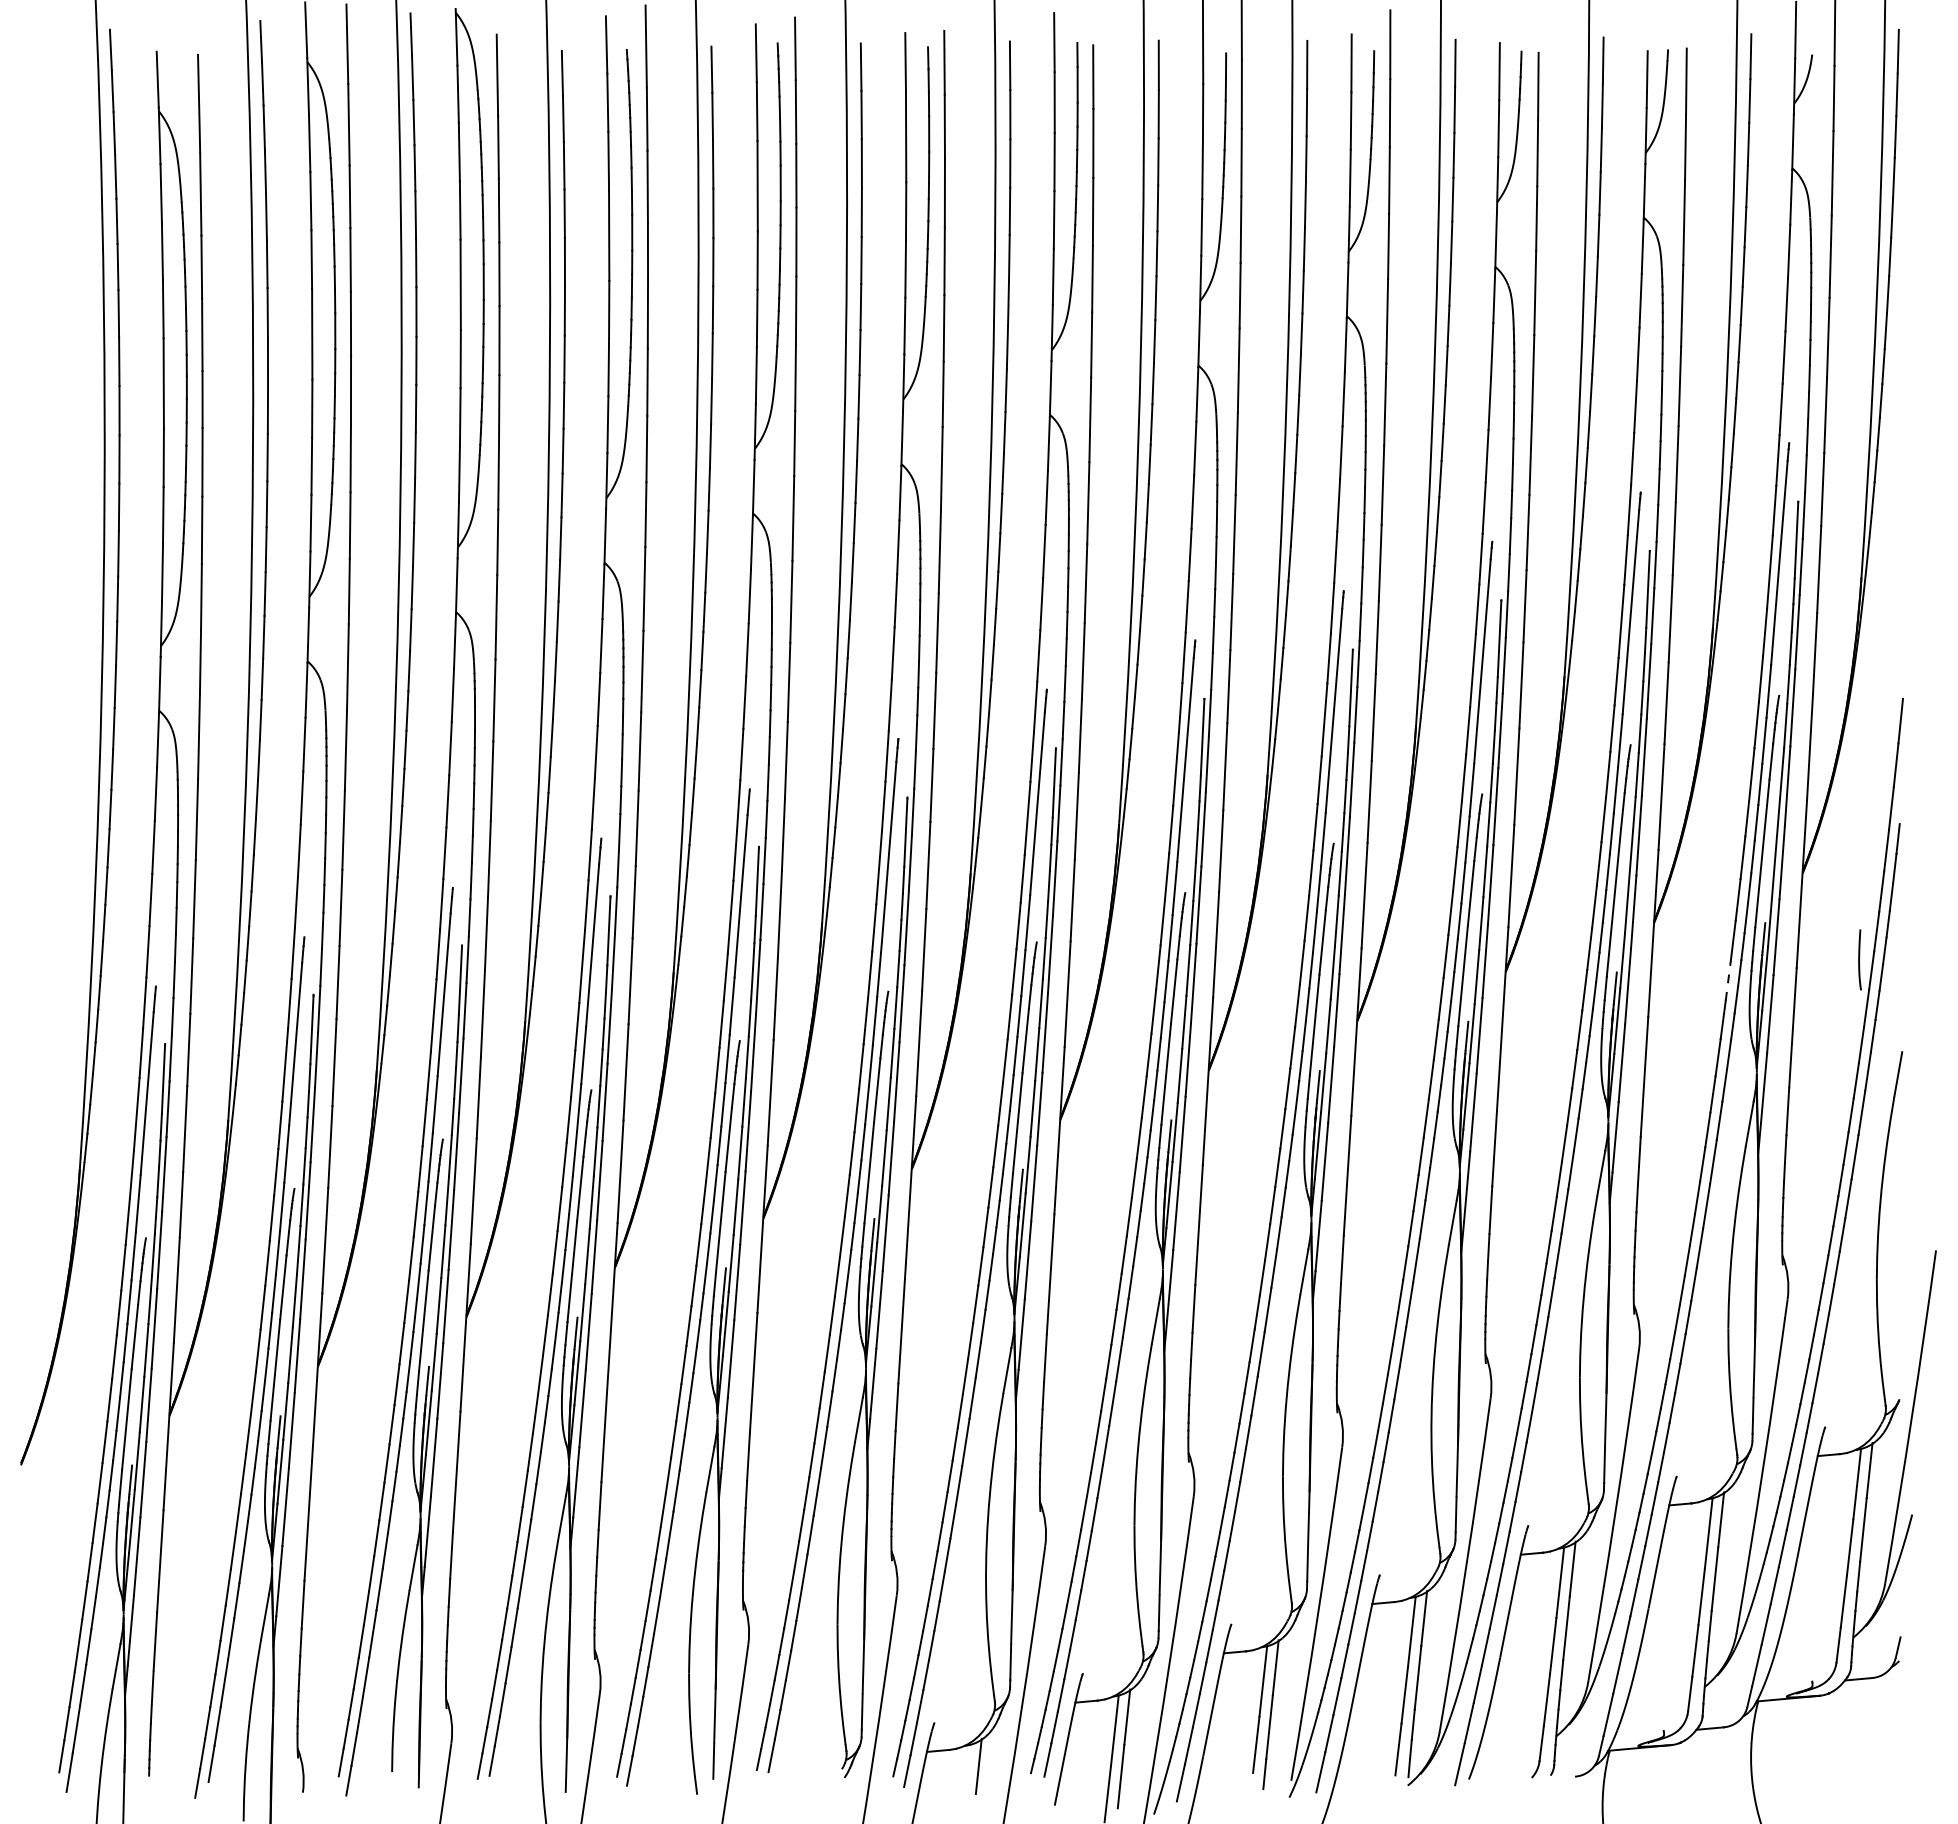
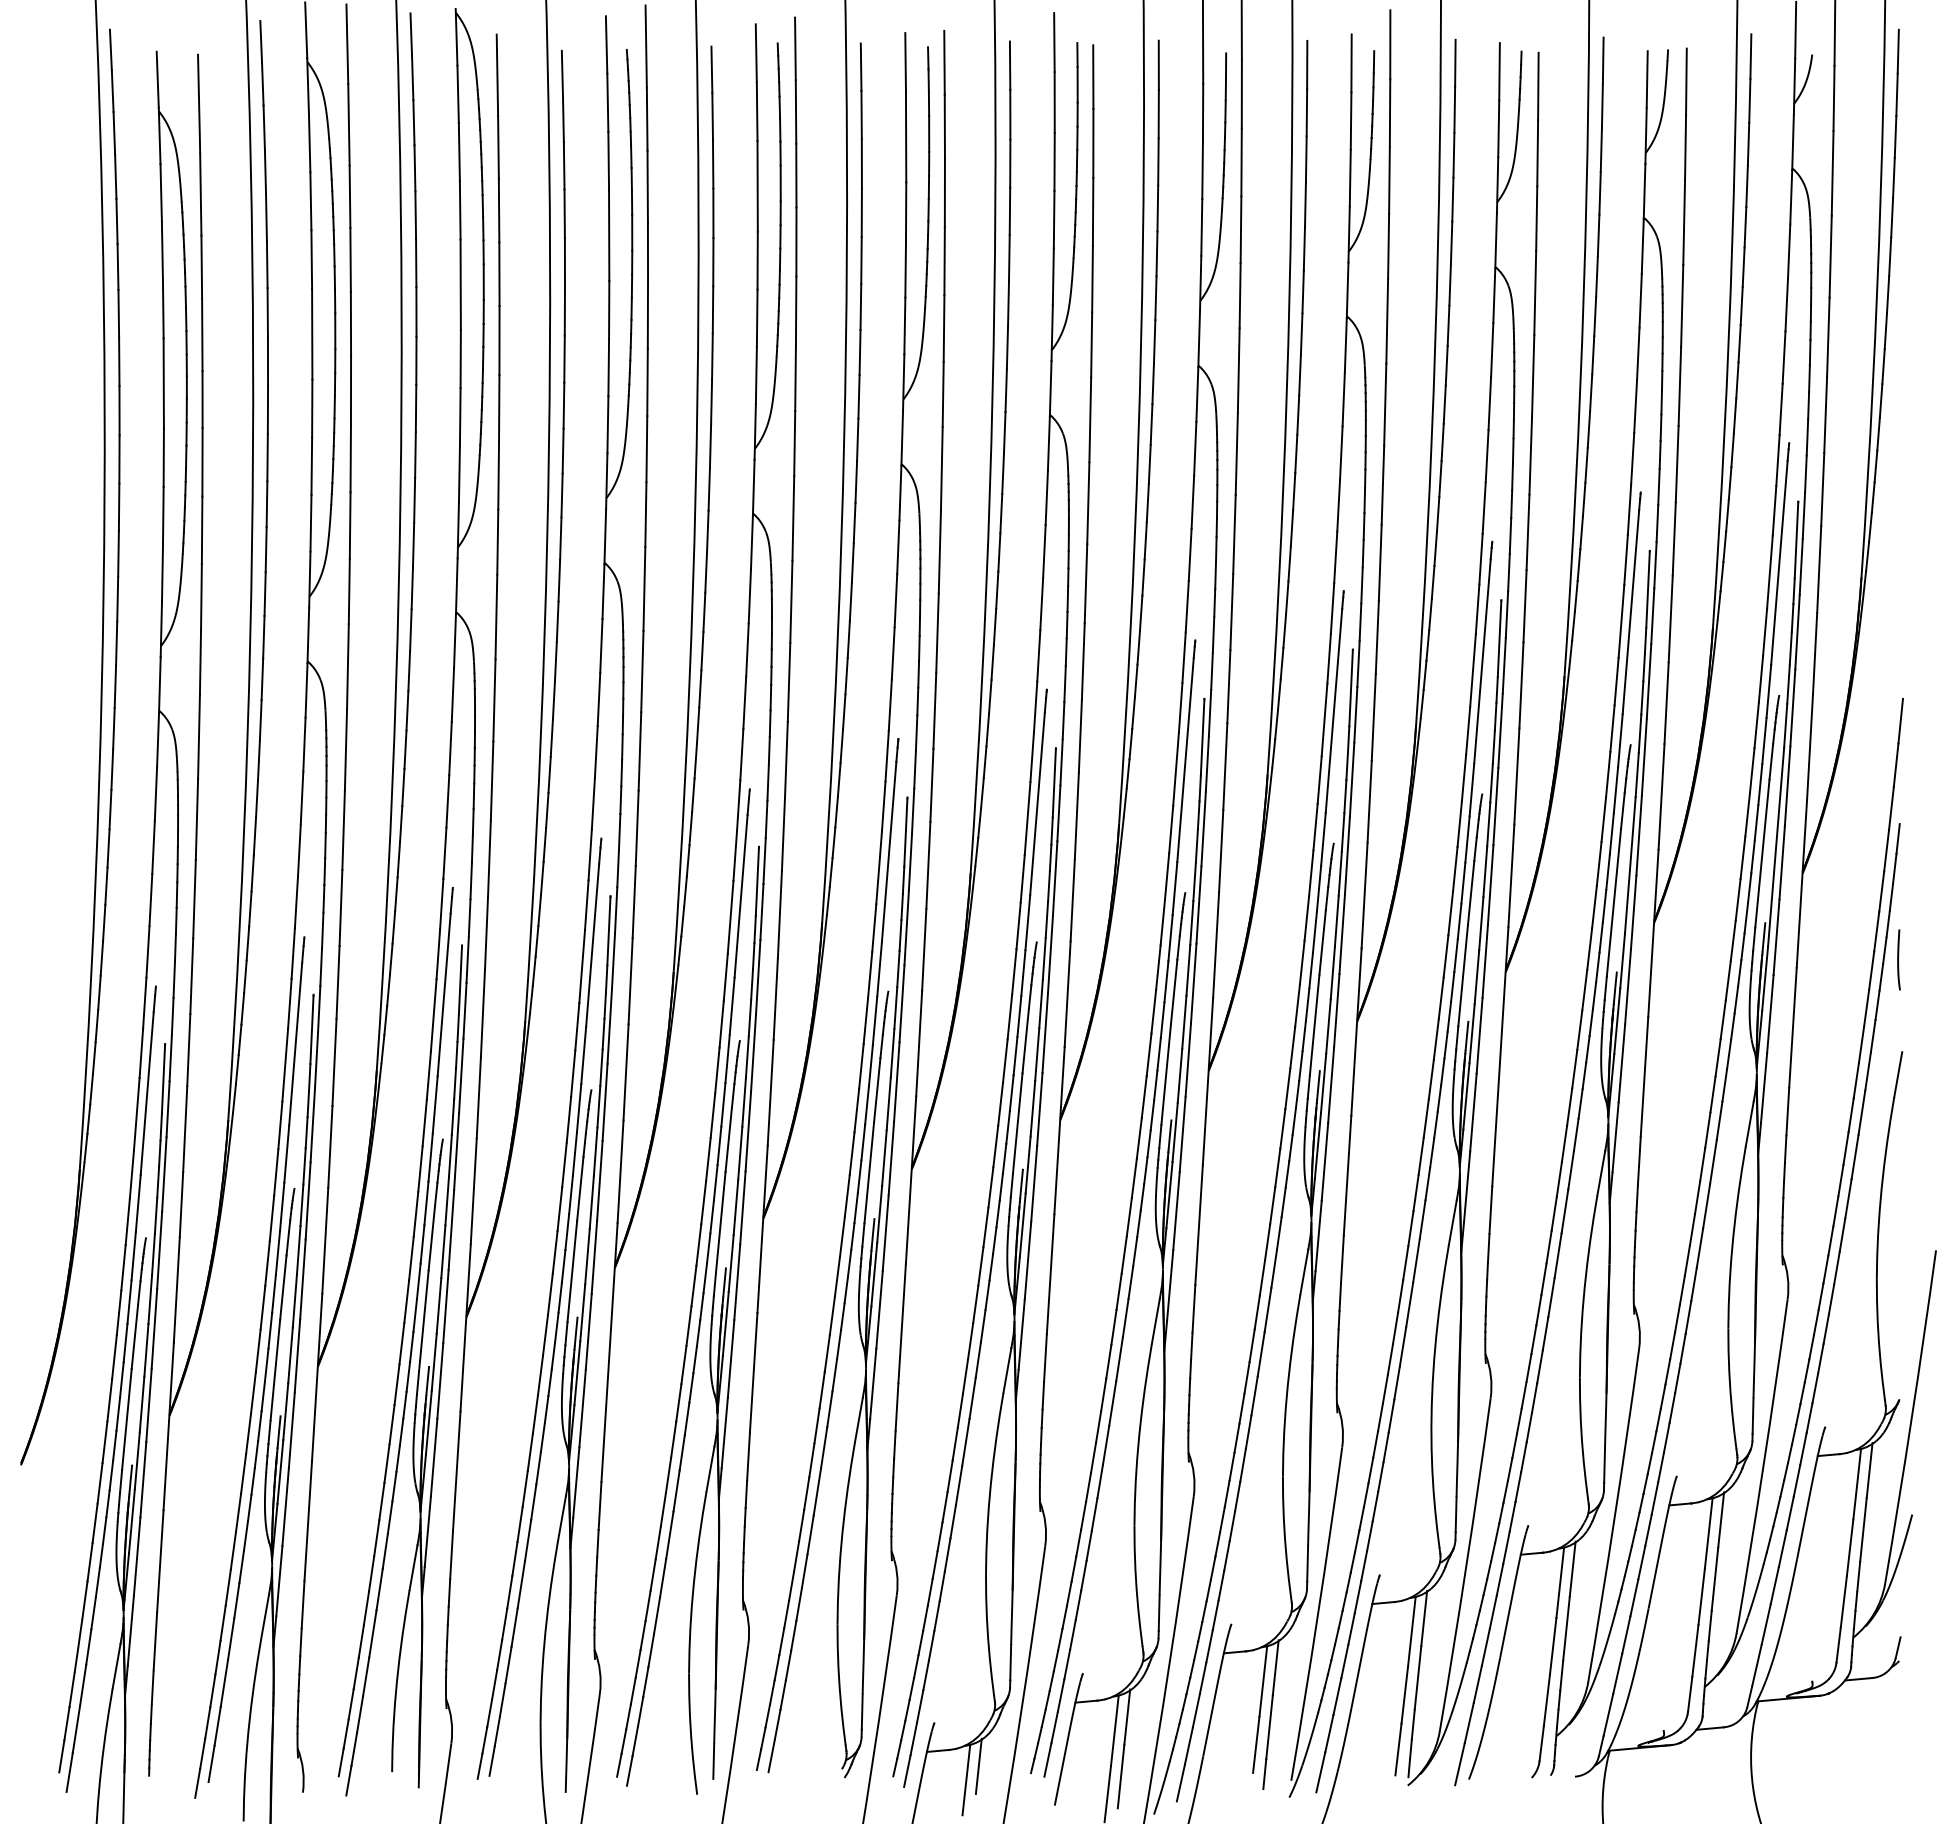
line position: (1859, 959) -> (1898, 959) (1898, 959)
line: dashed -> solid (1728, 980)
line: none -> present (966, 1779)
